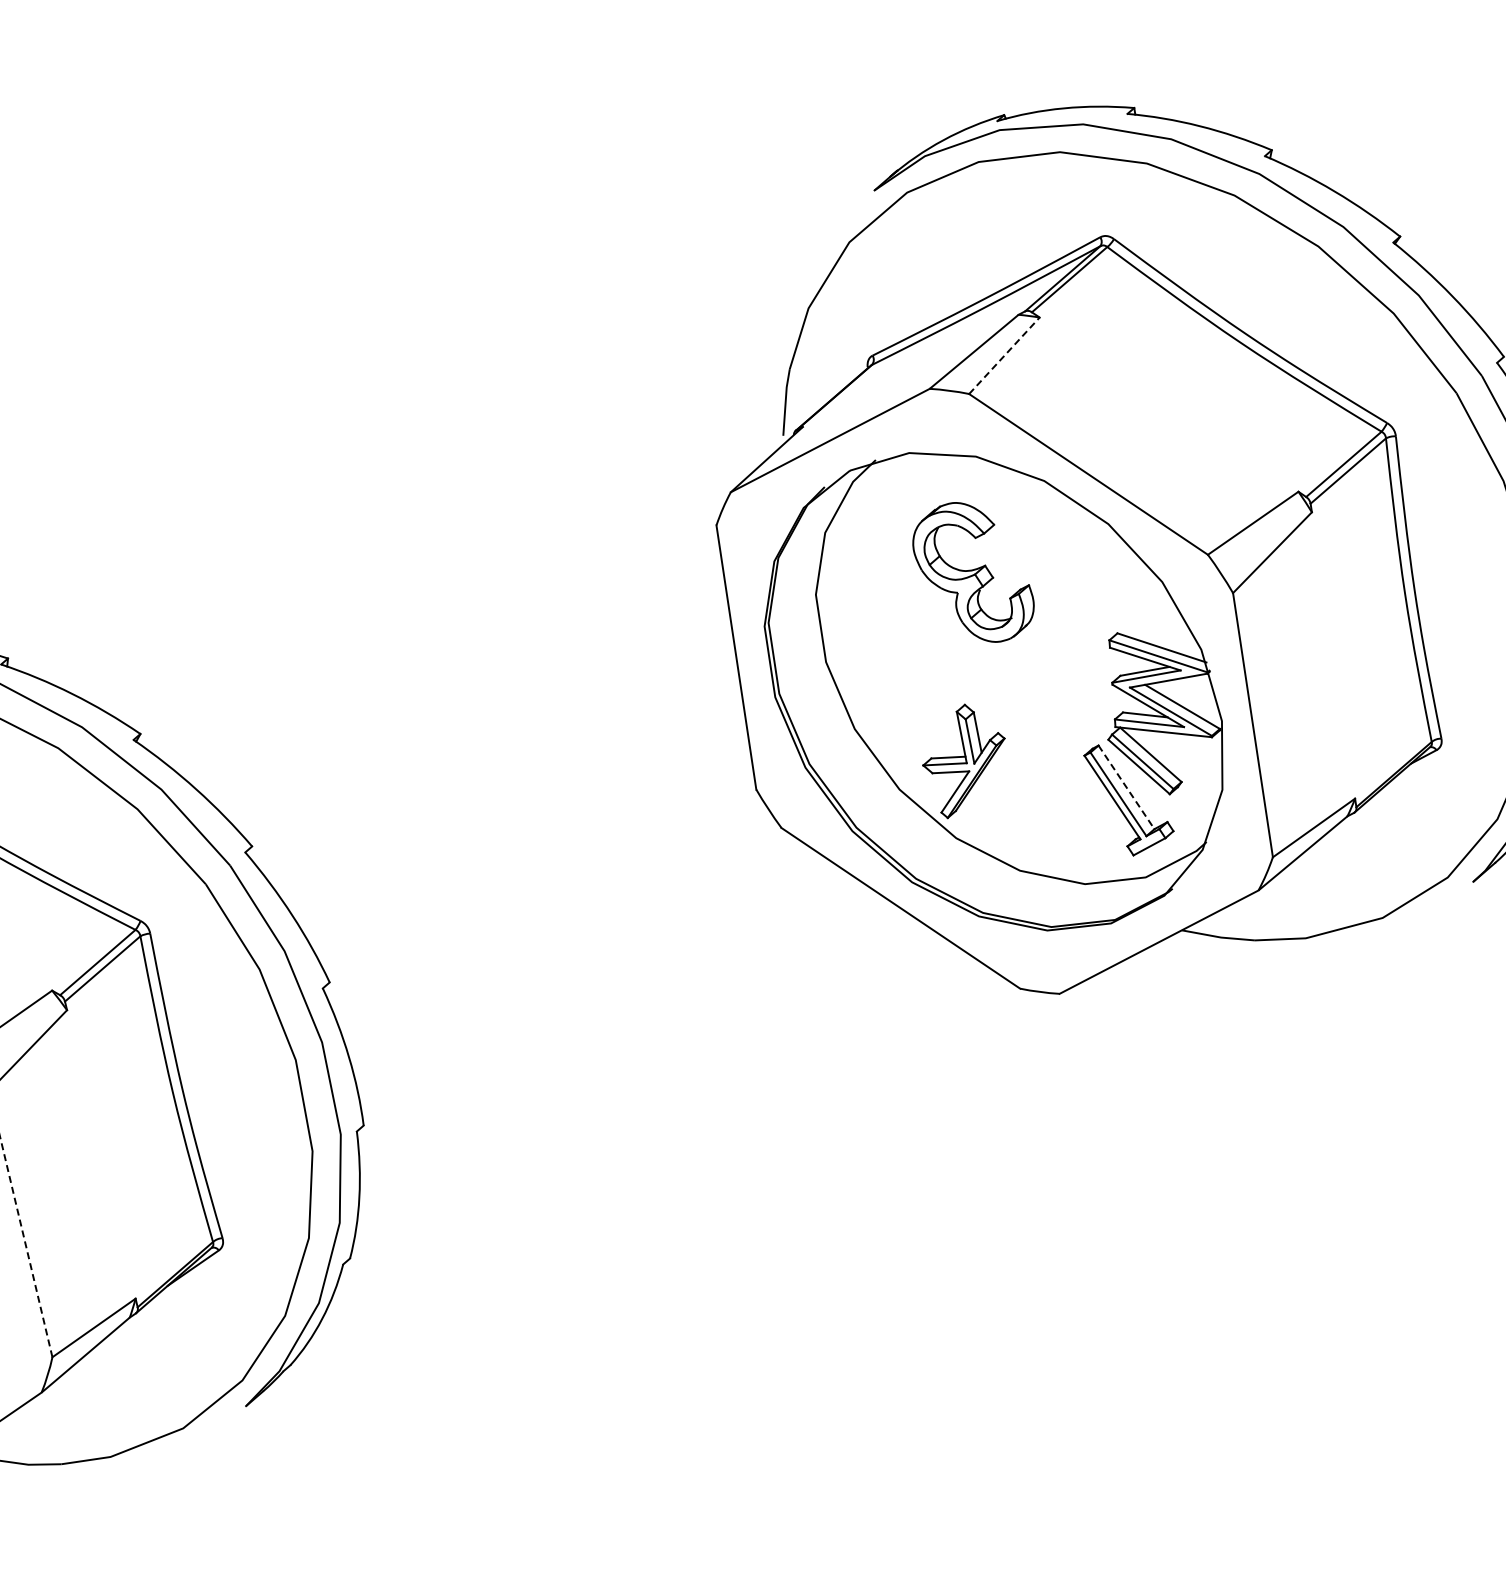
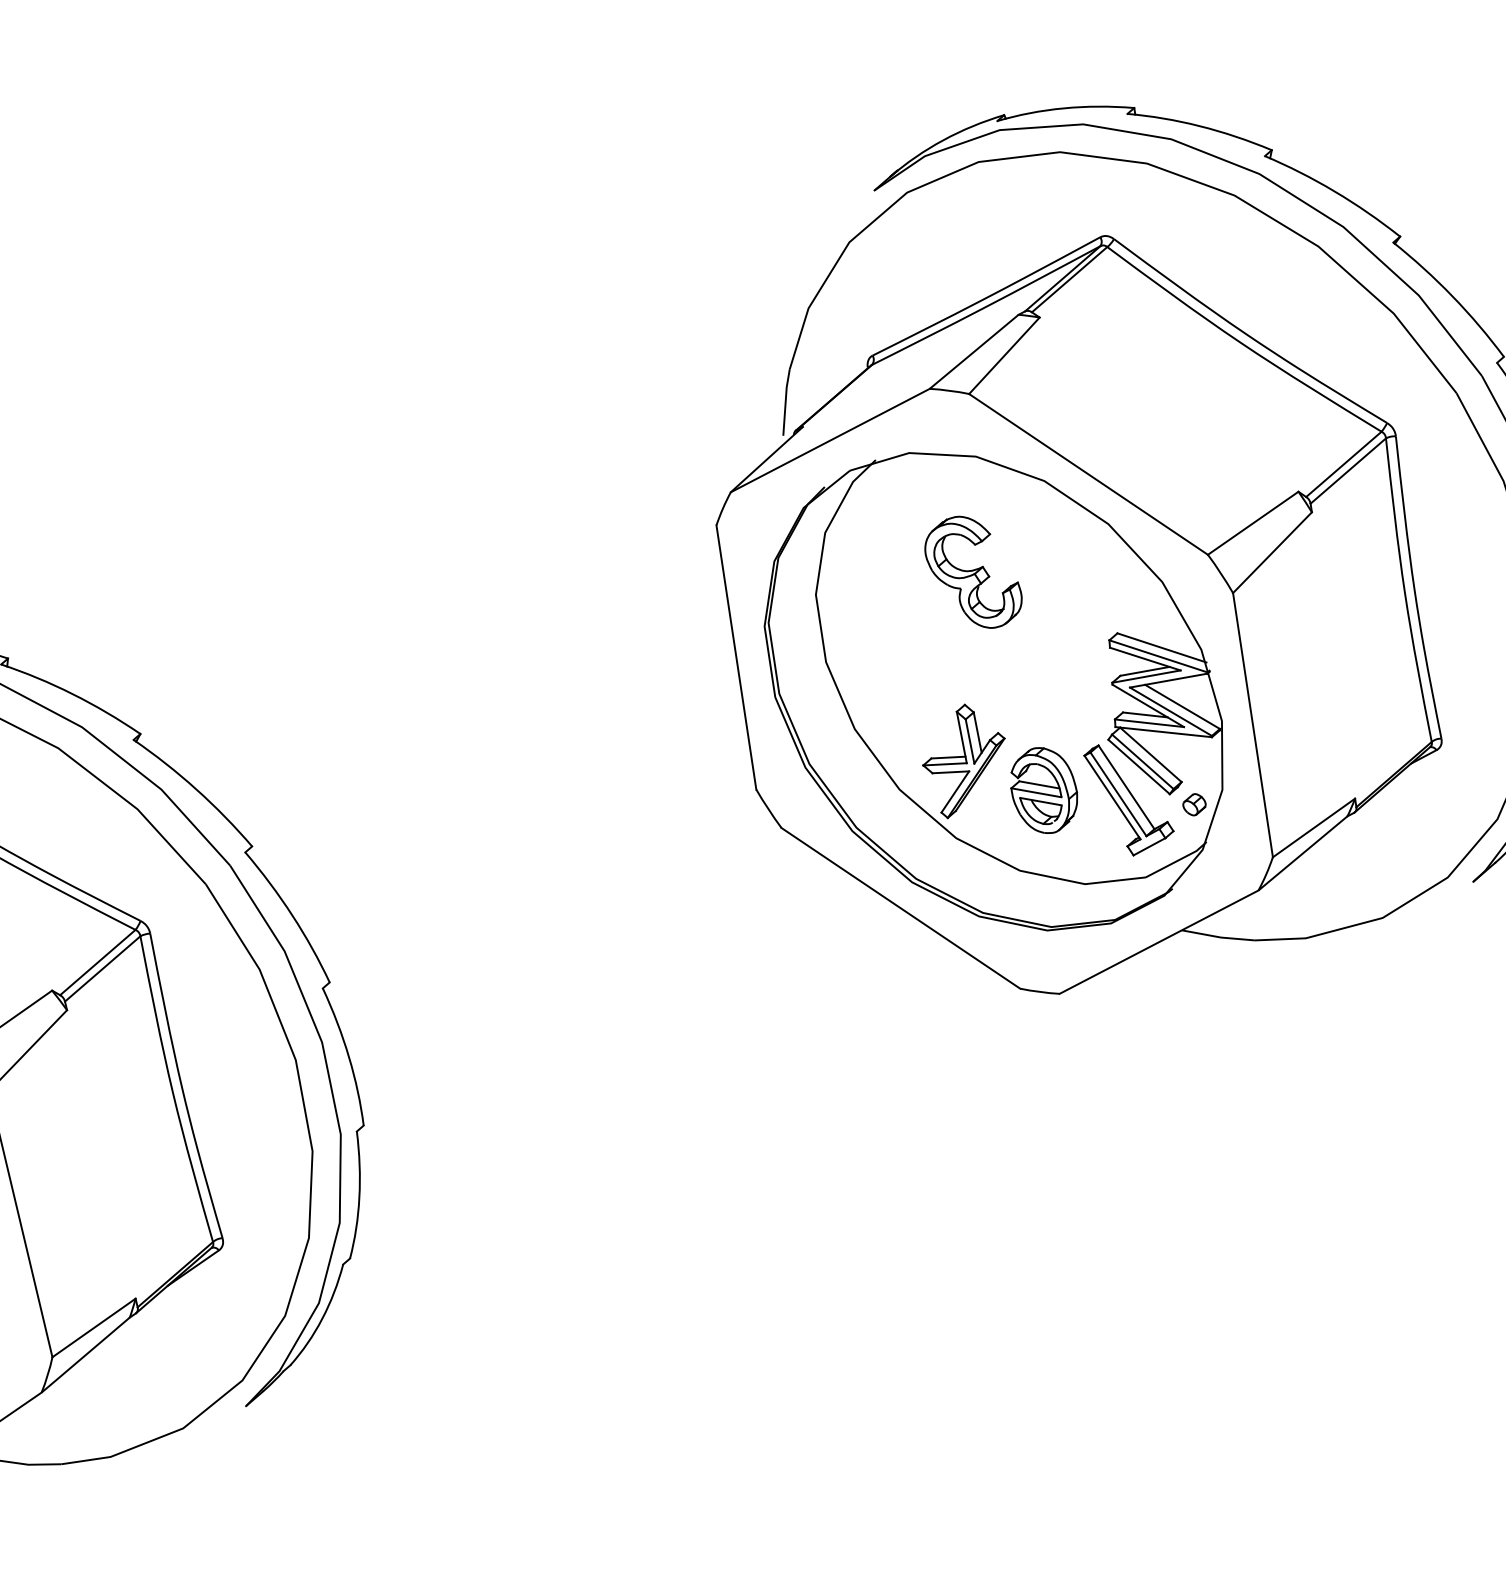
line: dashed -> solid (1004, 355)
part size: 123x141 px -> 99x114 px (973, 571)
line: dashed -> solid (1126, 787)
part: none -> present (1044, 790)
part: none -> present (1194, 804)
line: dashed -> solid (26, 1246)
